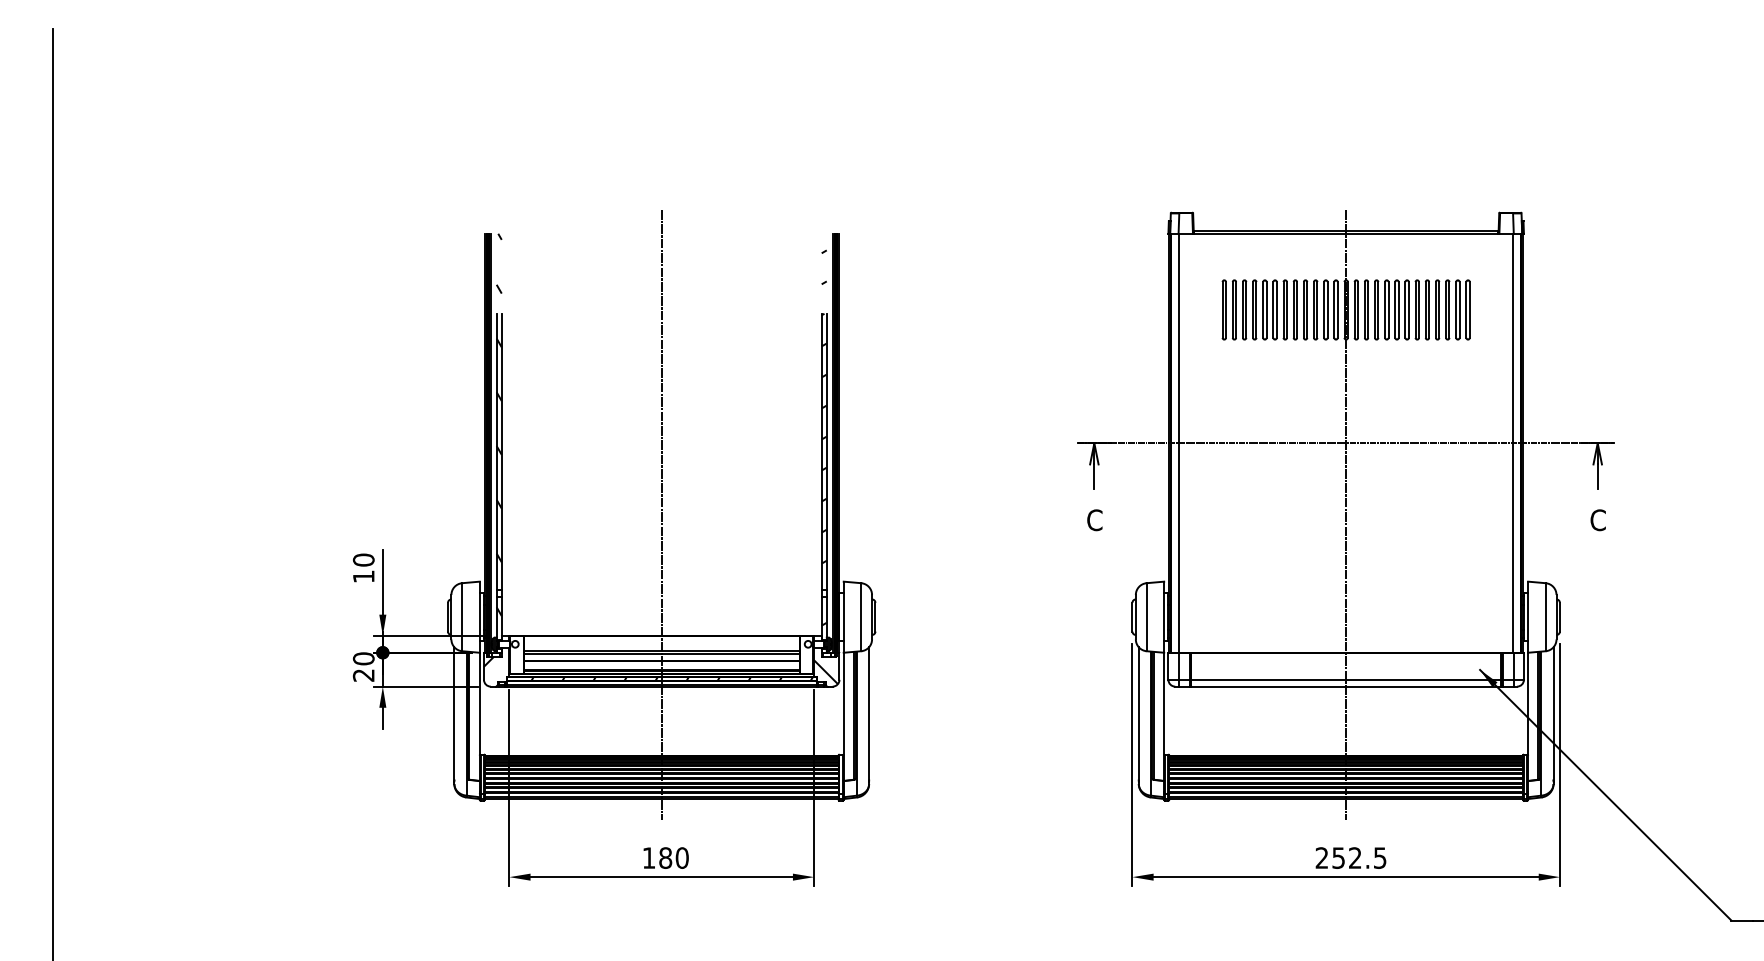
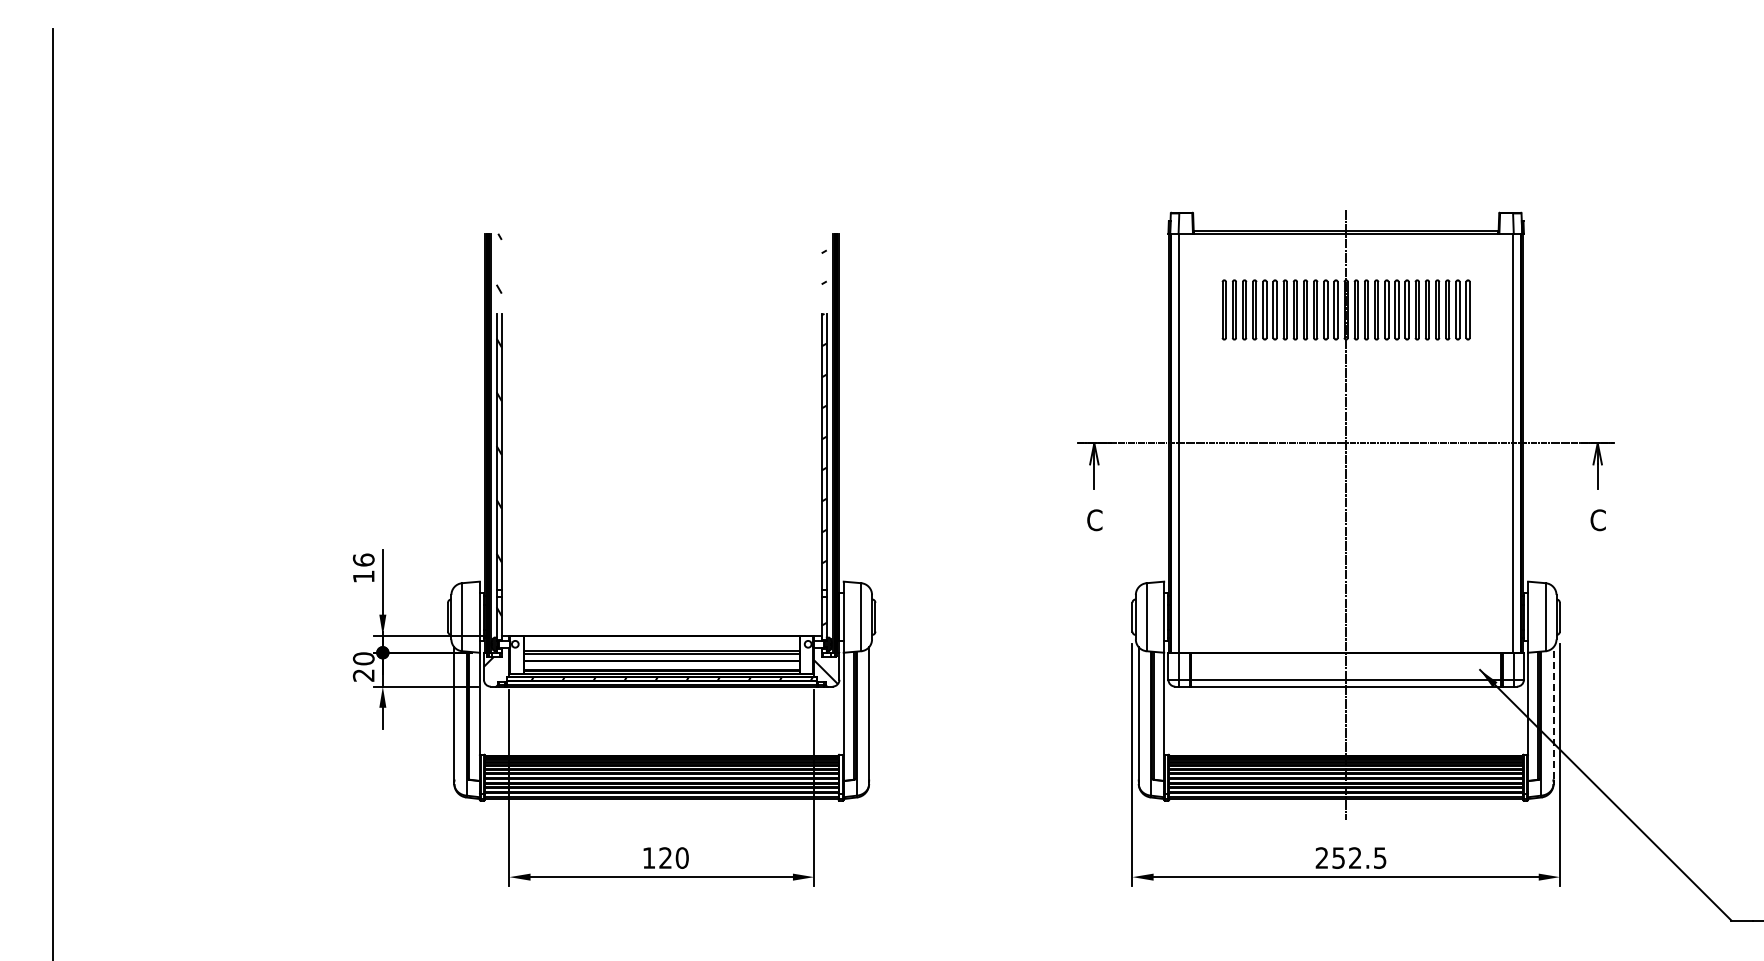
line: present -> none (661, 515)
text: 10 -> 16 (363, 559)
line: solid -> dashed (1553, 713)
text: 180 -> 120 (665, 857)
